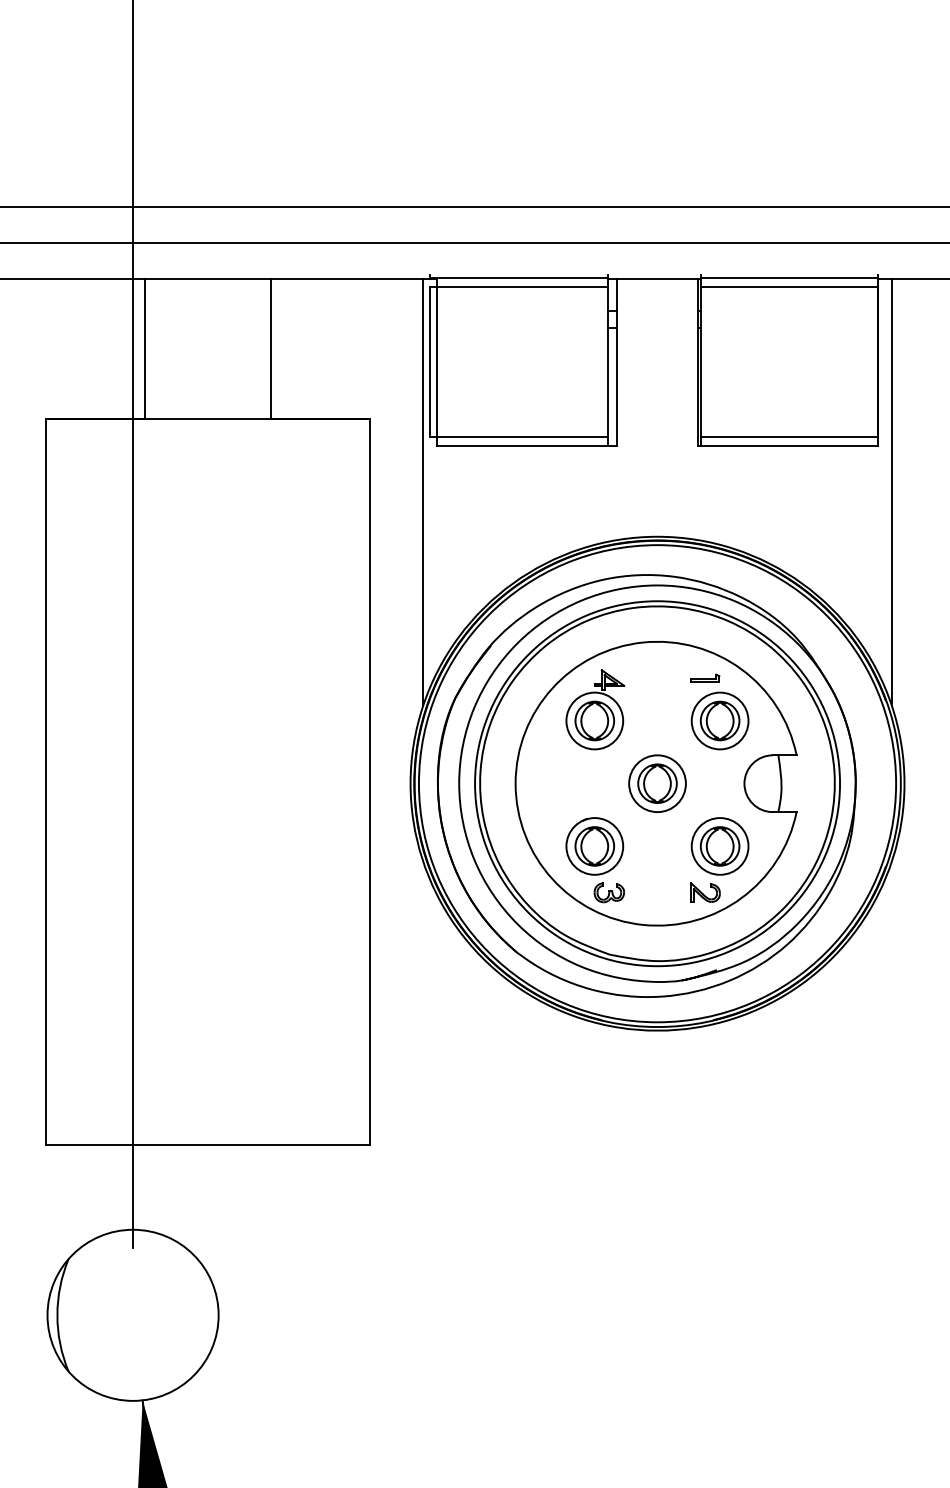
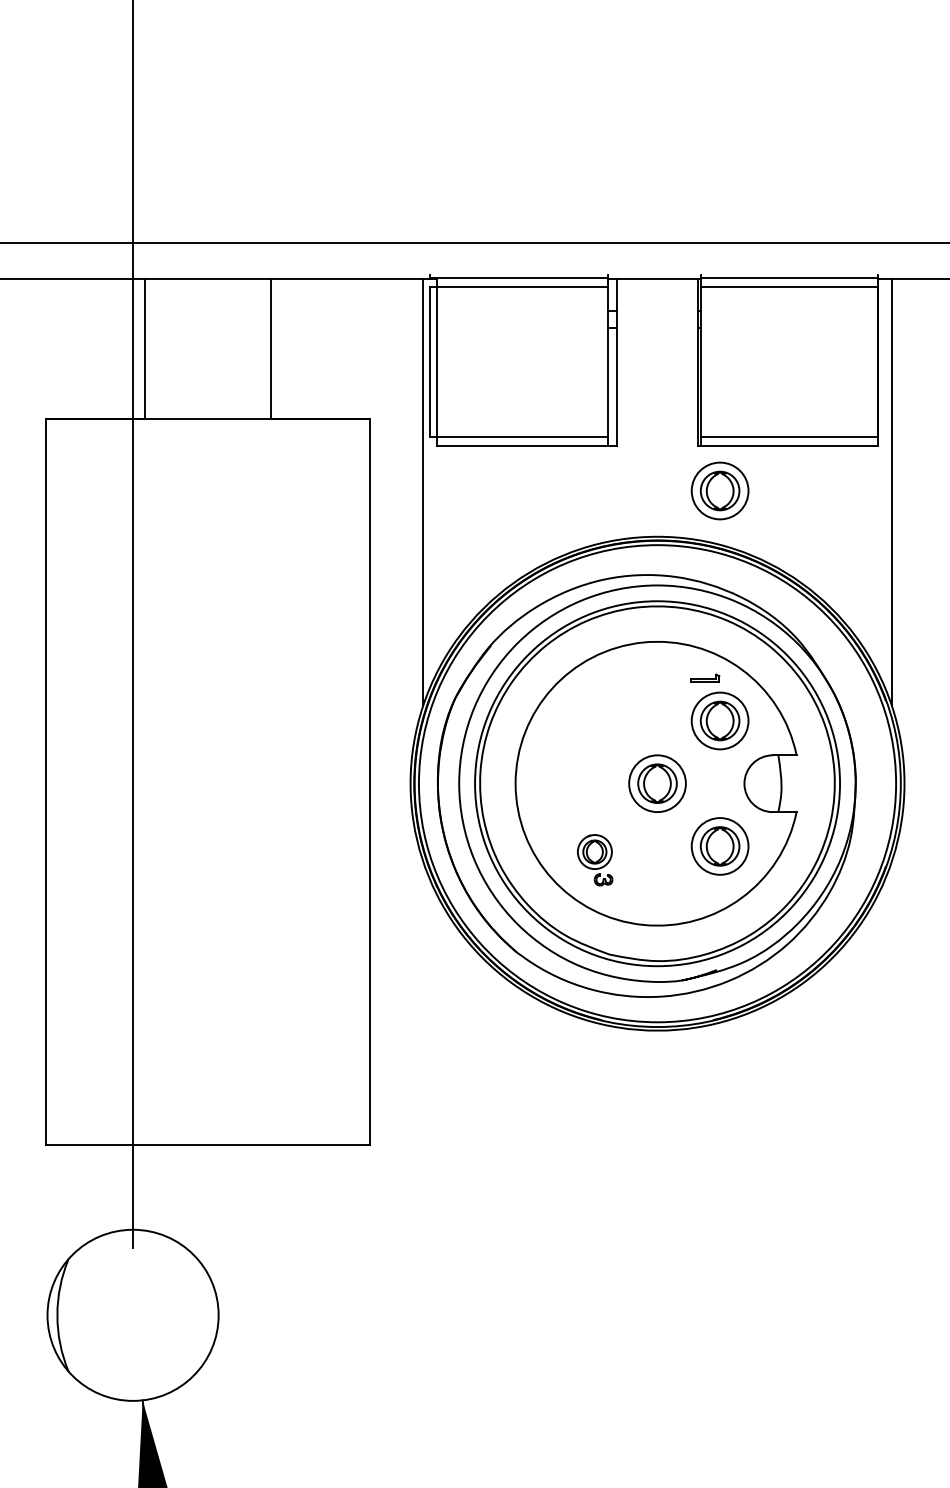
line: present -> none (474, 206)
part: none -> present (719, 490)
part: present -> none (595, 709)
part size: 60x87 px -> 37x53 px (595, 860)
part: present -> none (705, 892)
